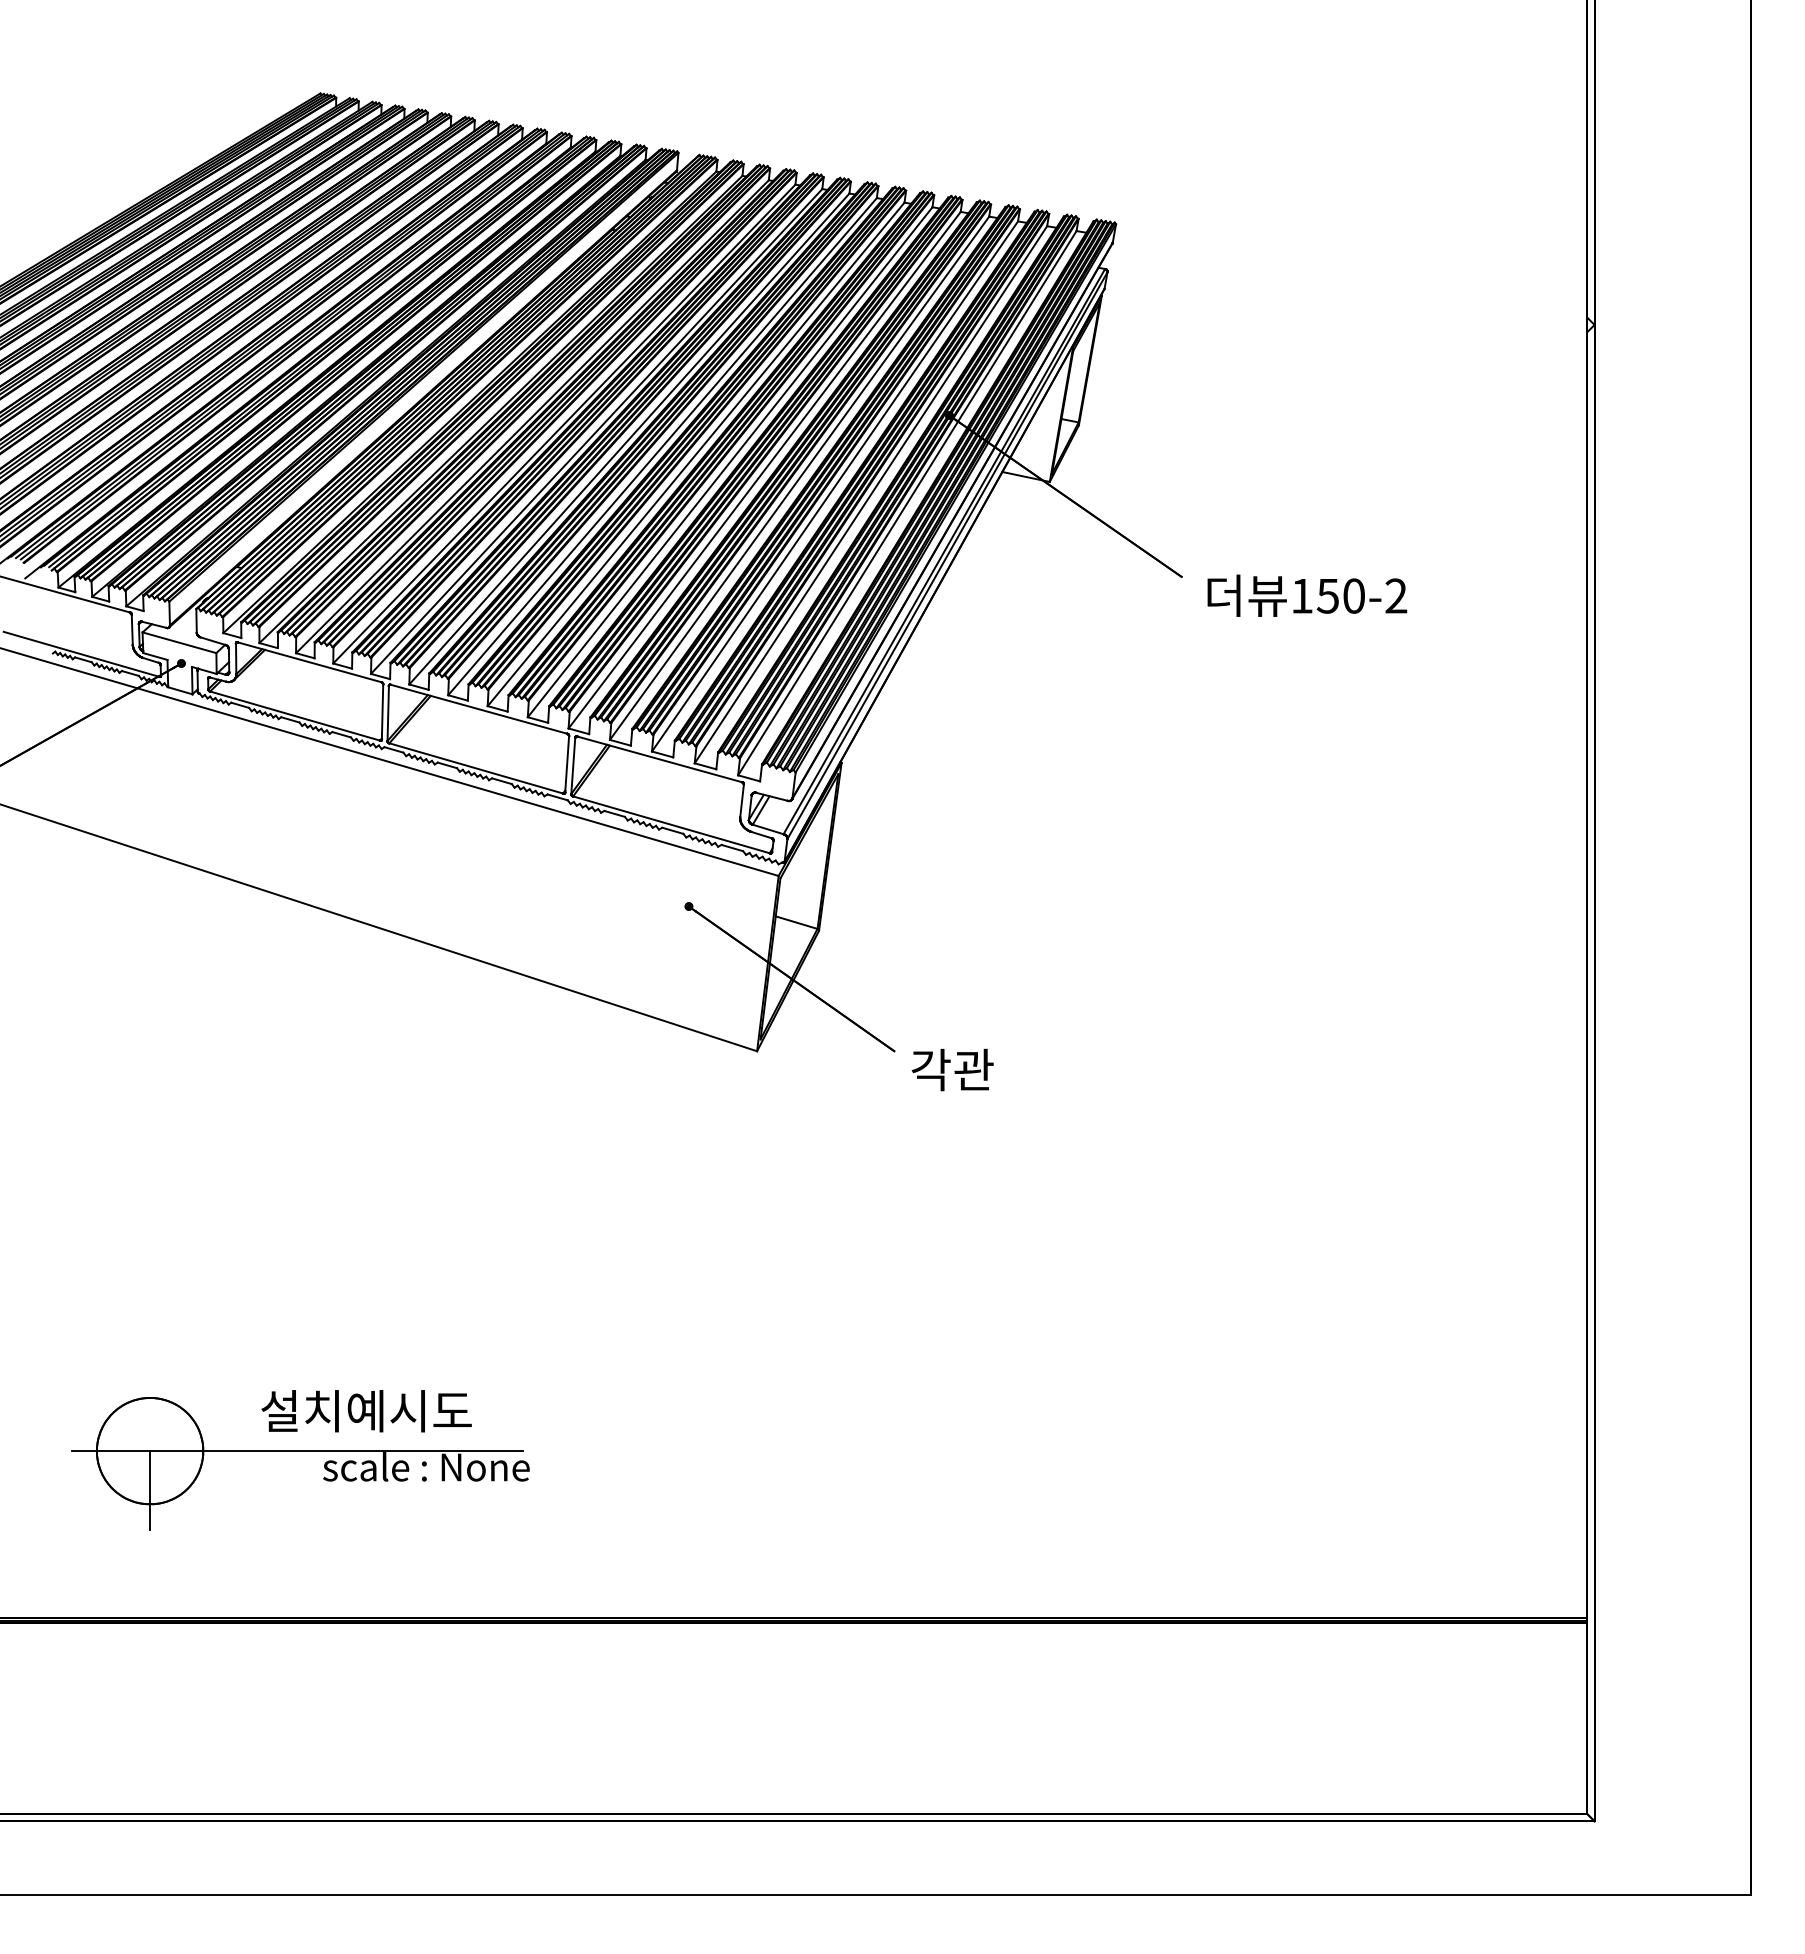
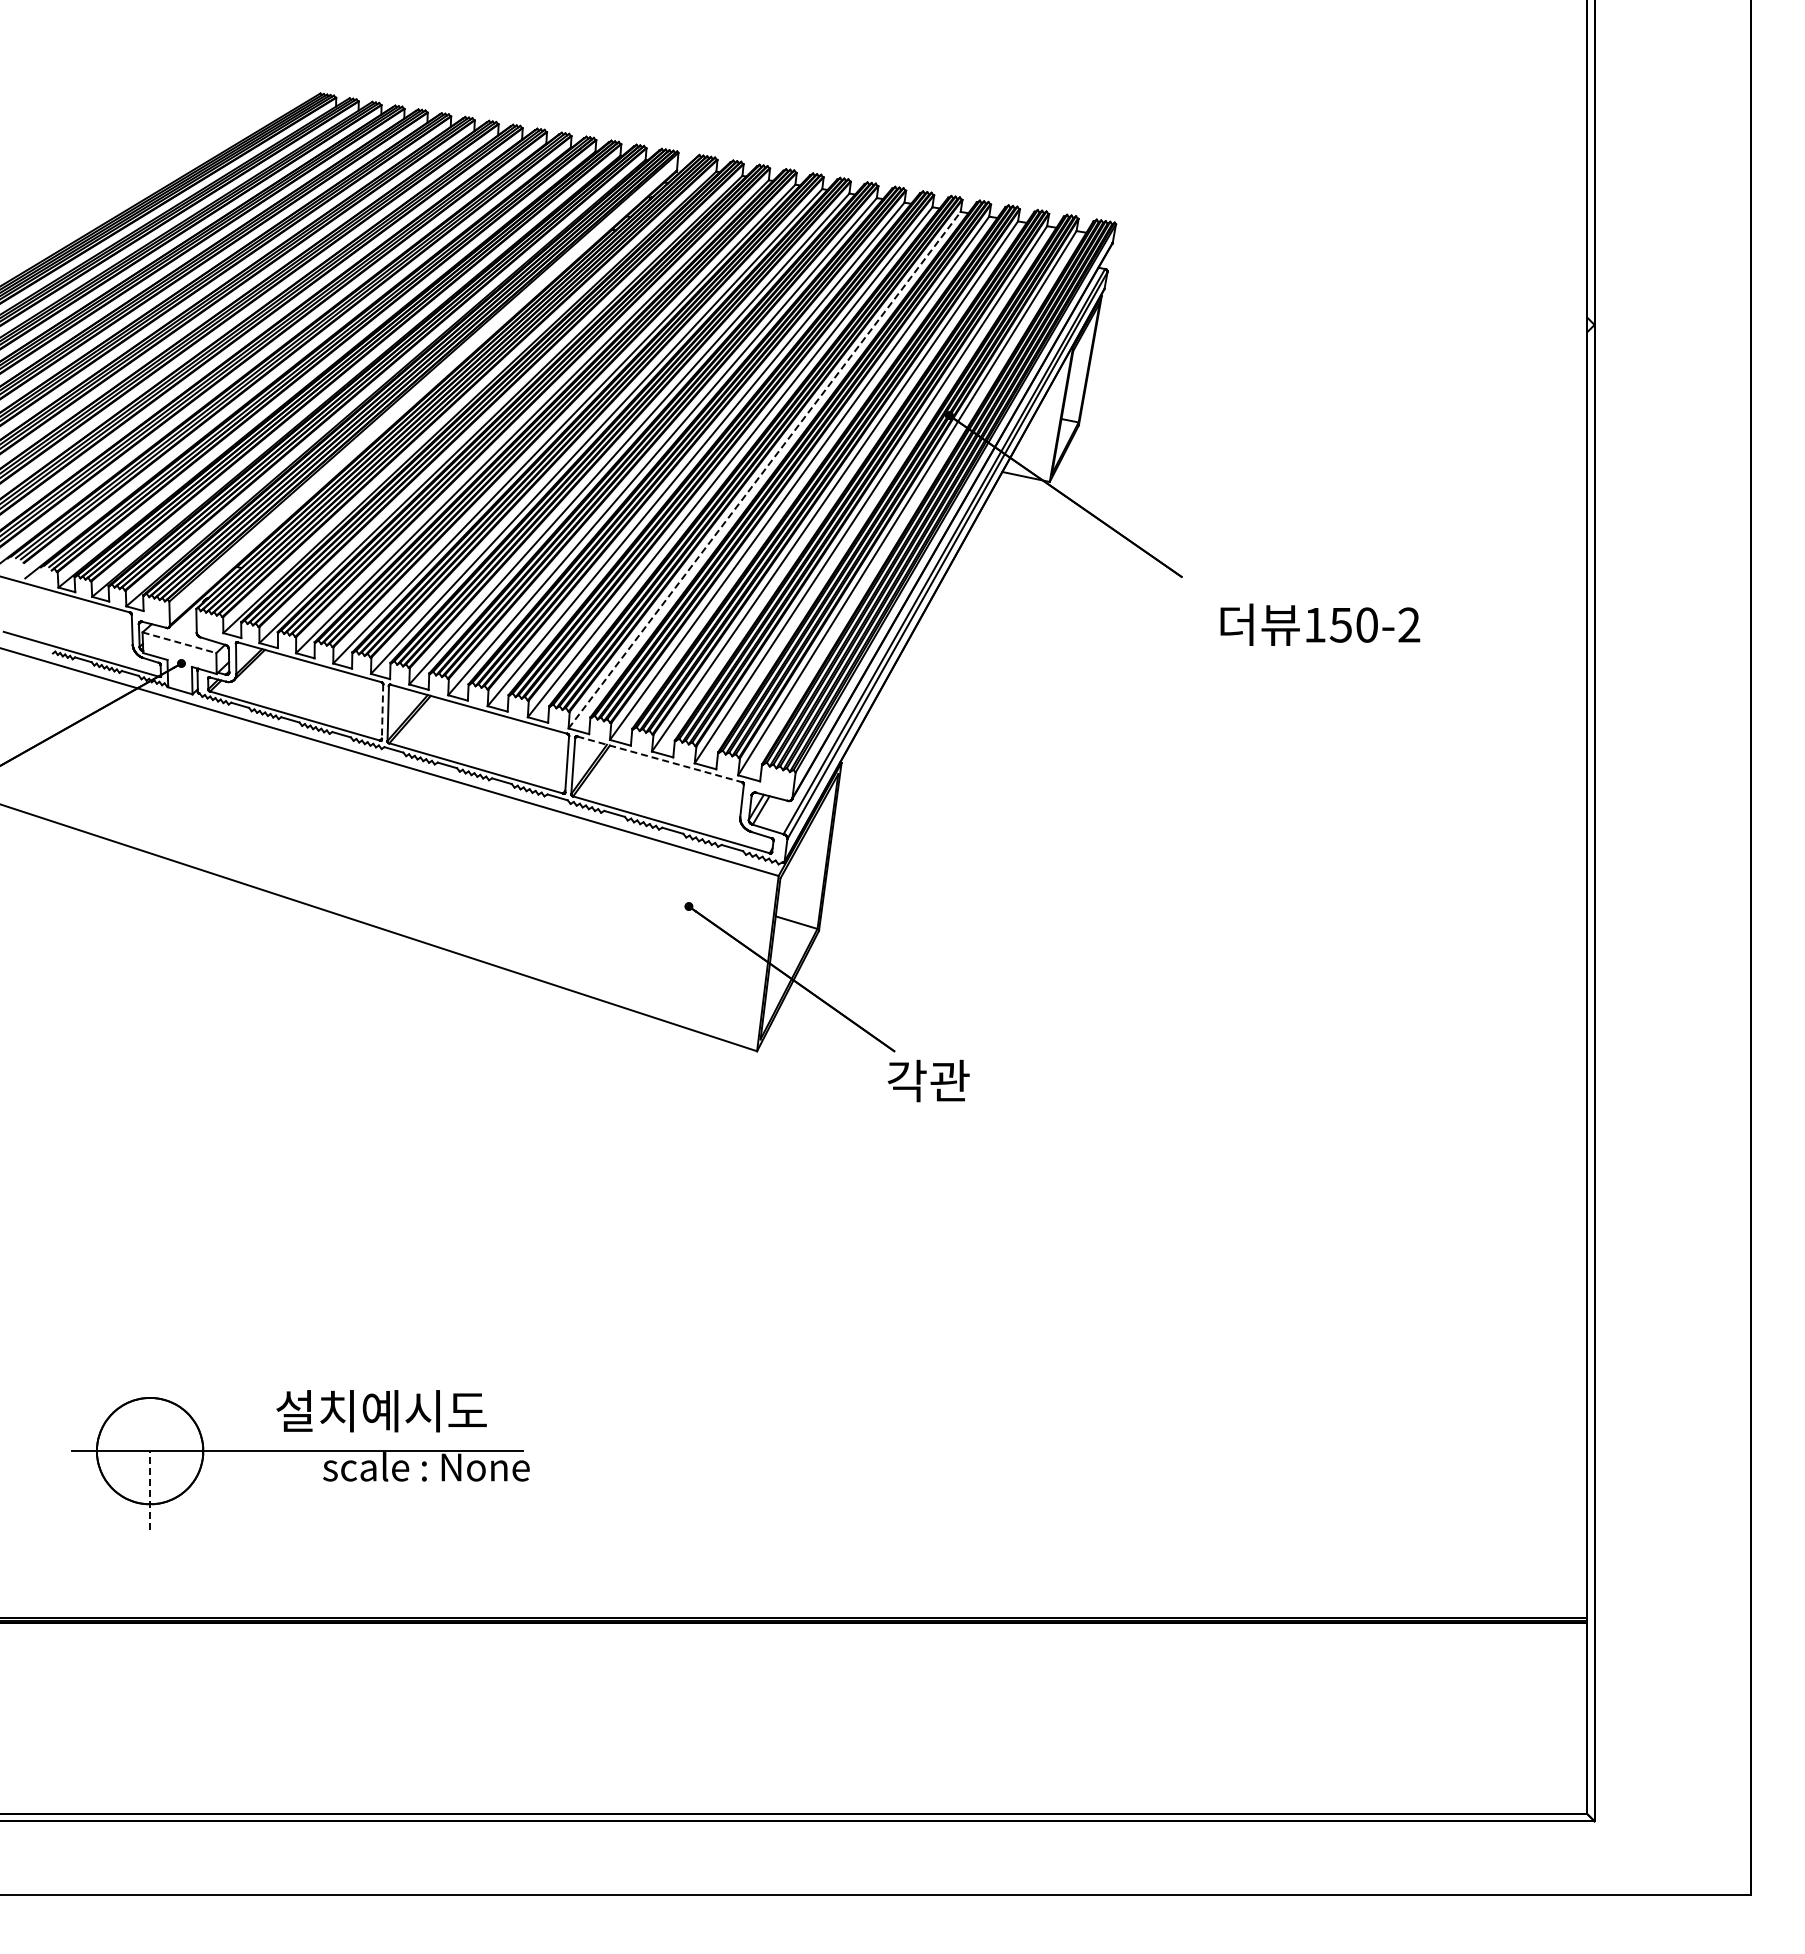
line: solid -> dashed (764, 469)
text position: (1307, 595) -> (1320, 624) (1320, 624)
line: solid -> dashed (179, 642)
line: solid -> dashed (382, 712)
line: solid -> dashed (660, 759)
text position: (952, 1069) -> (928, 1080) (928, 1080)
text position: (366, 1411) -> (381, 1411) (381, 1411)
line: solid -> dashed (150, 1489)
